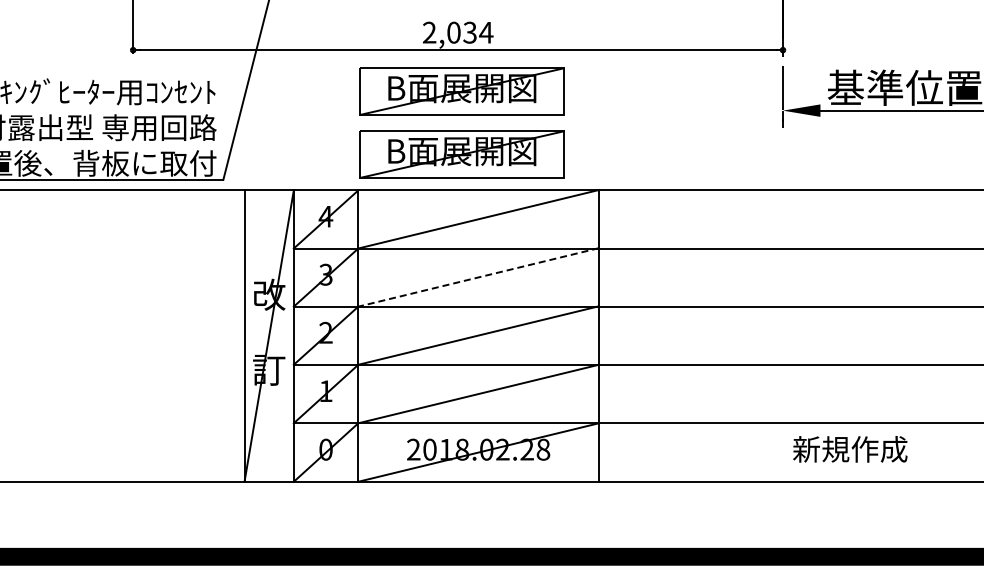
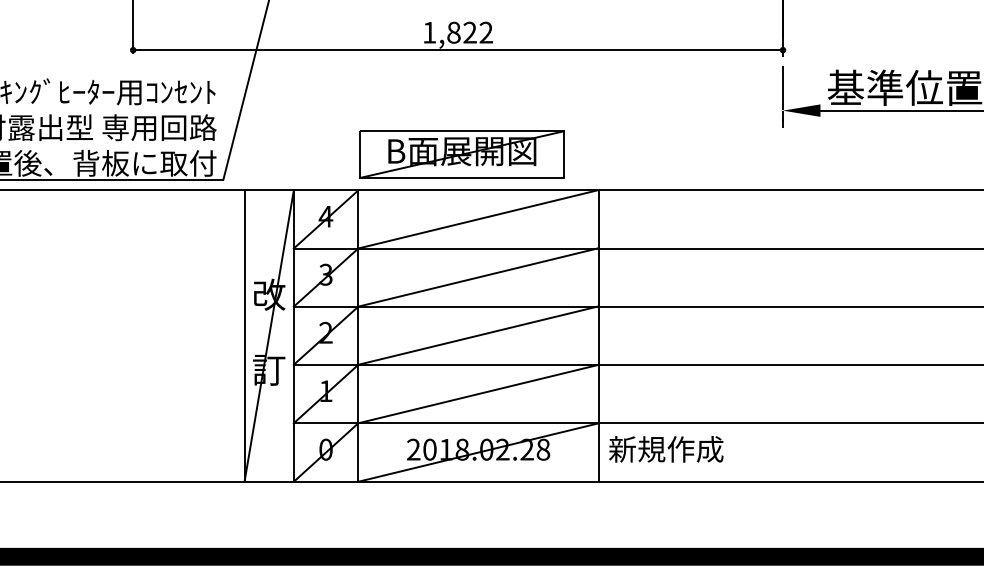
text: 2,034 -> 1,822 (458, 32)
part: present -> none (461, 91)
line: dashed -> solid (478, 277)
text position: (850, 449) -> (666, 449) (666, 449)
